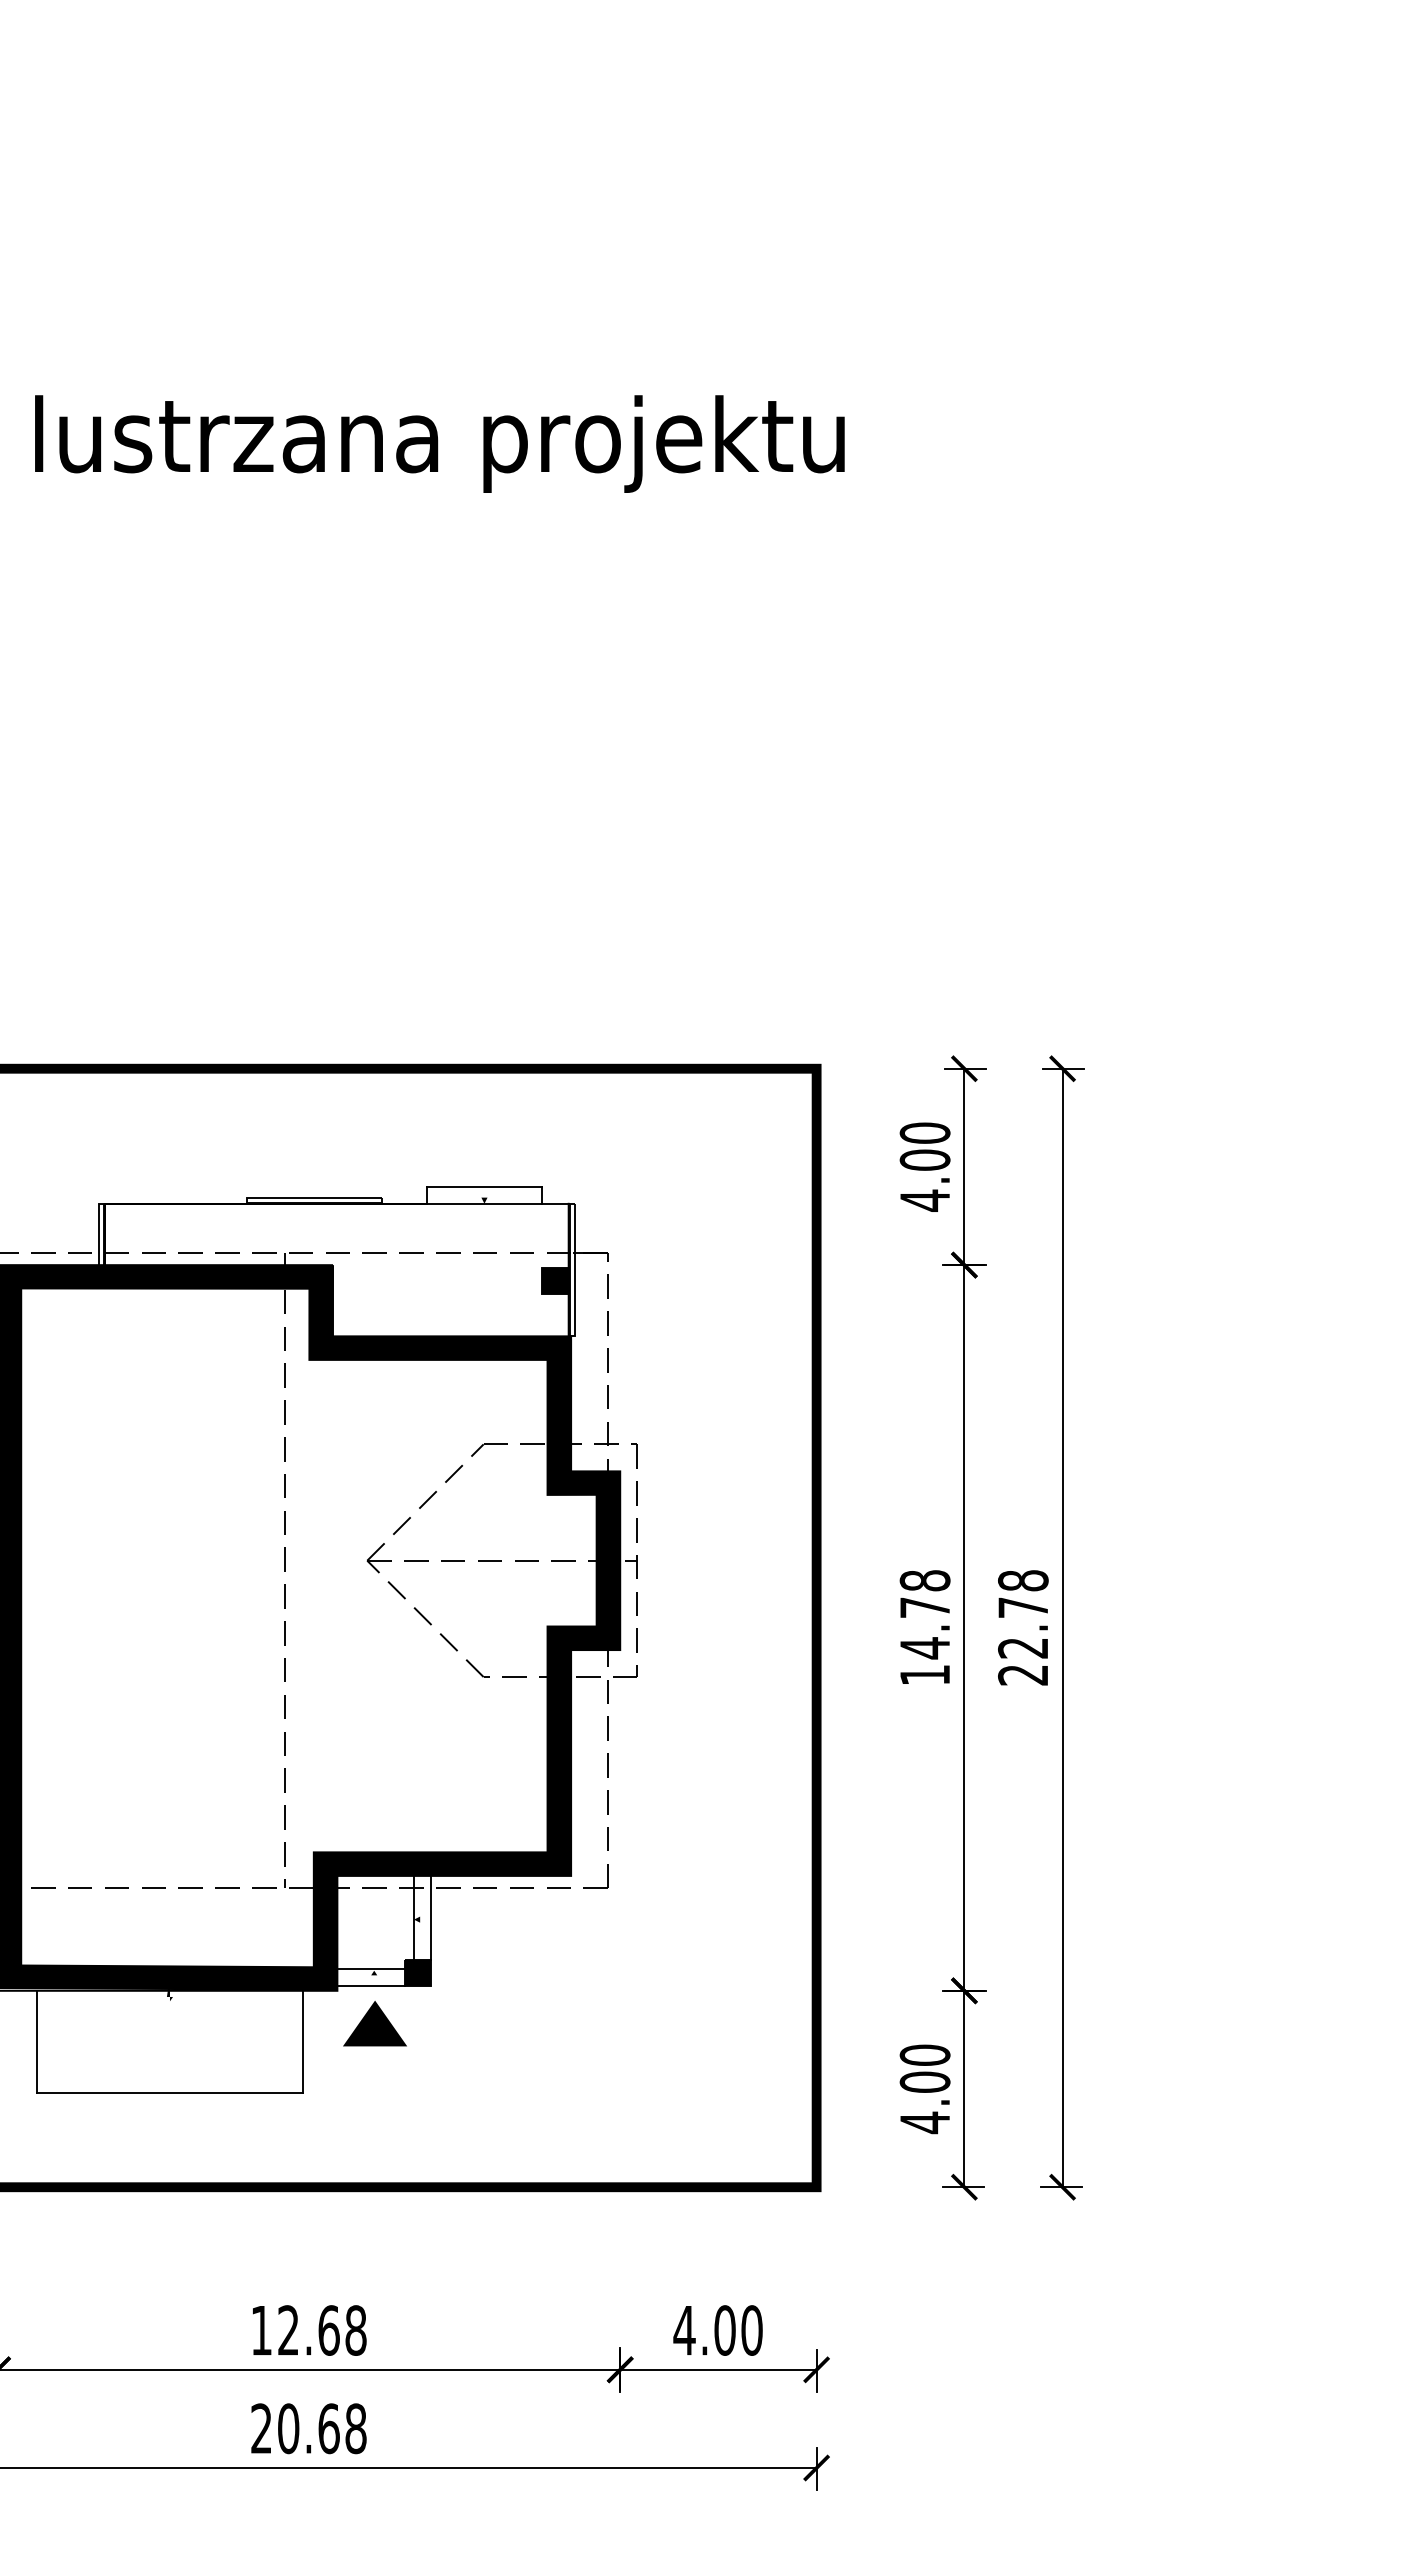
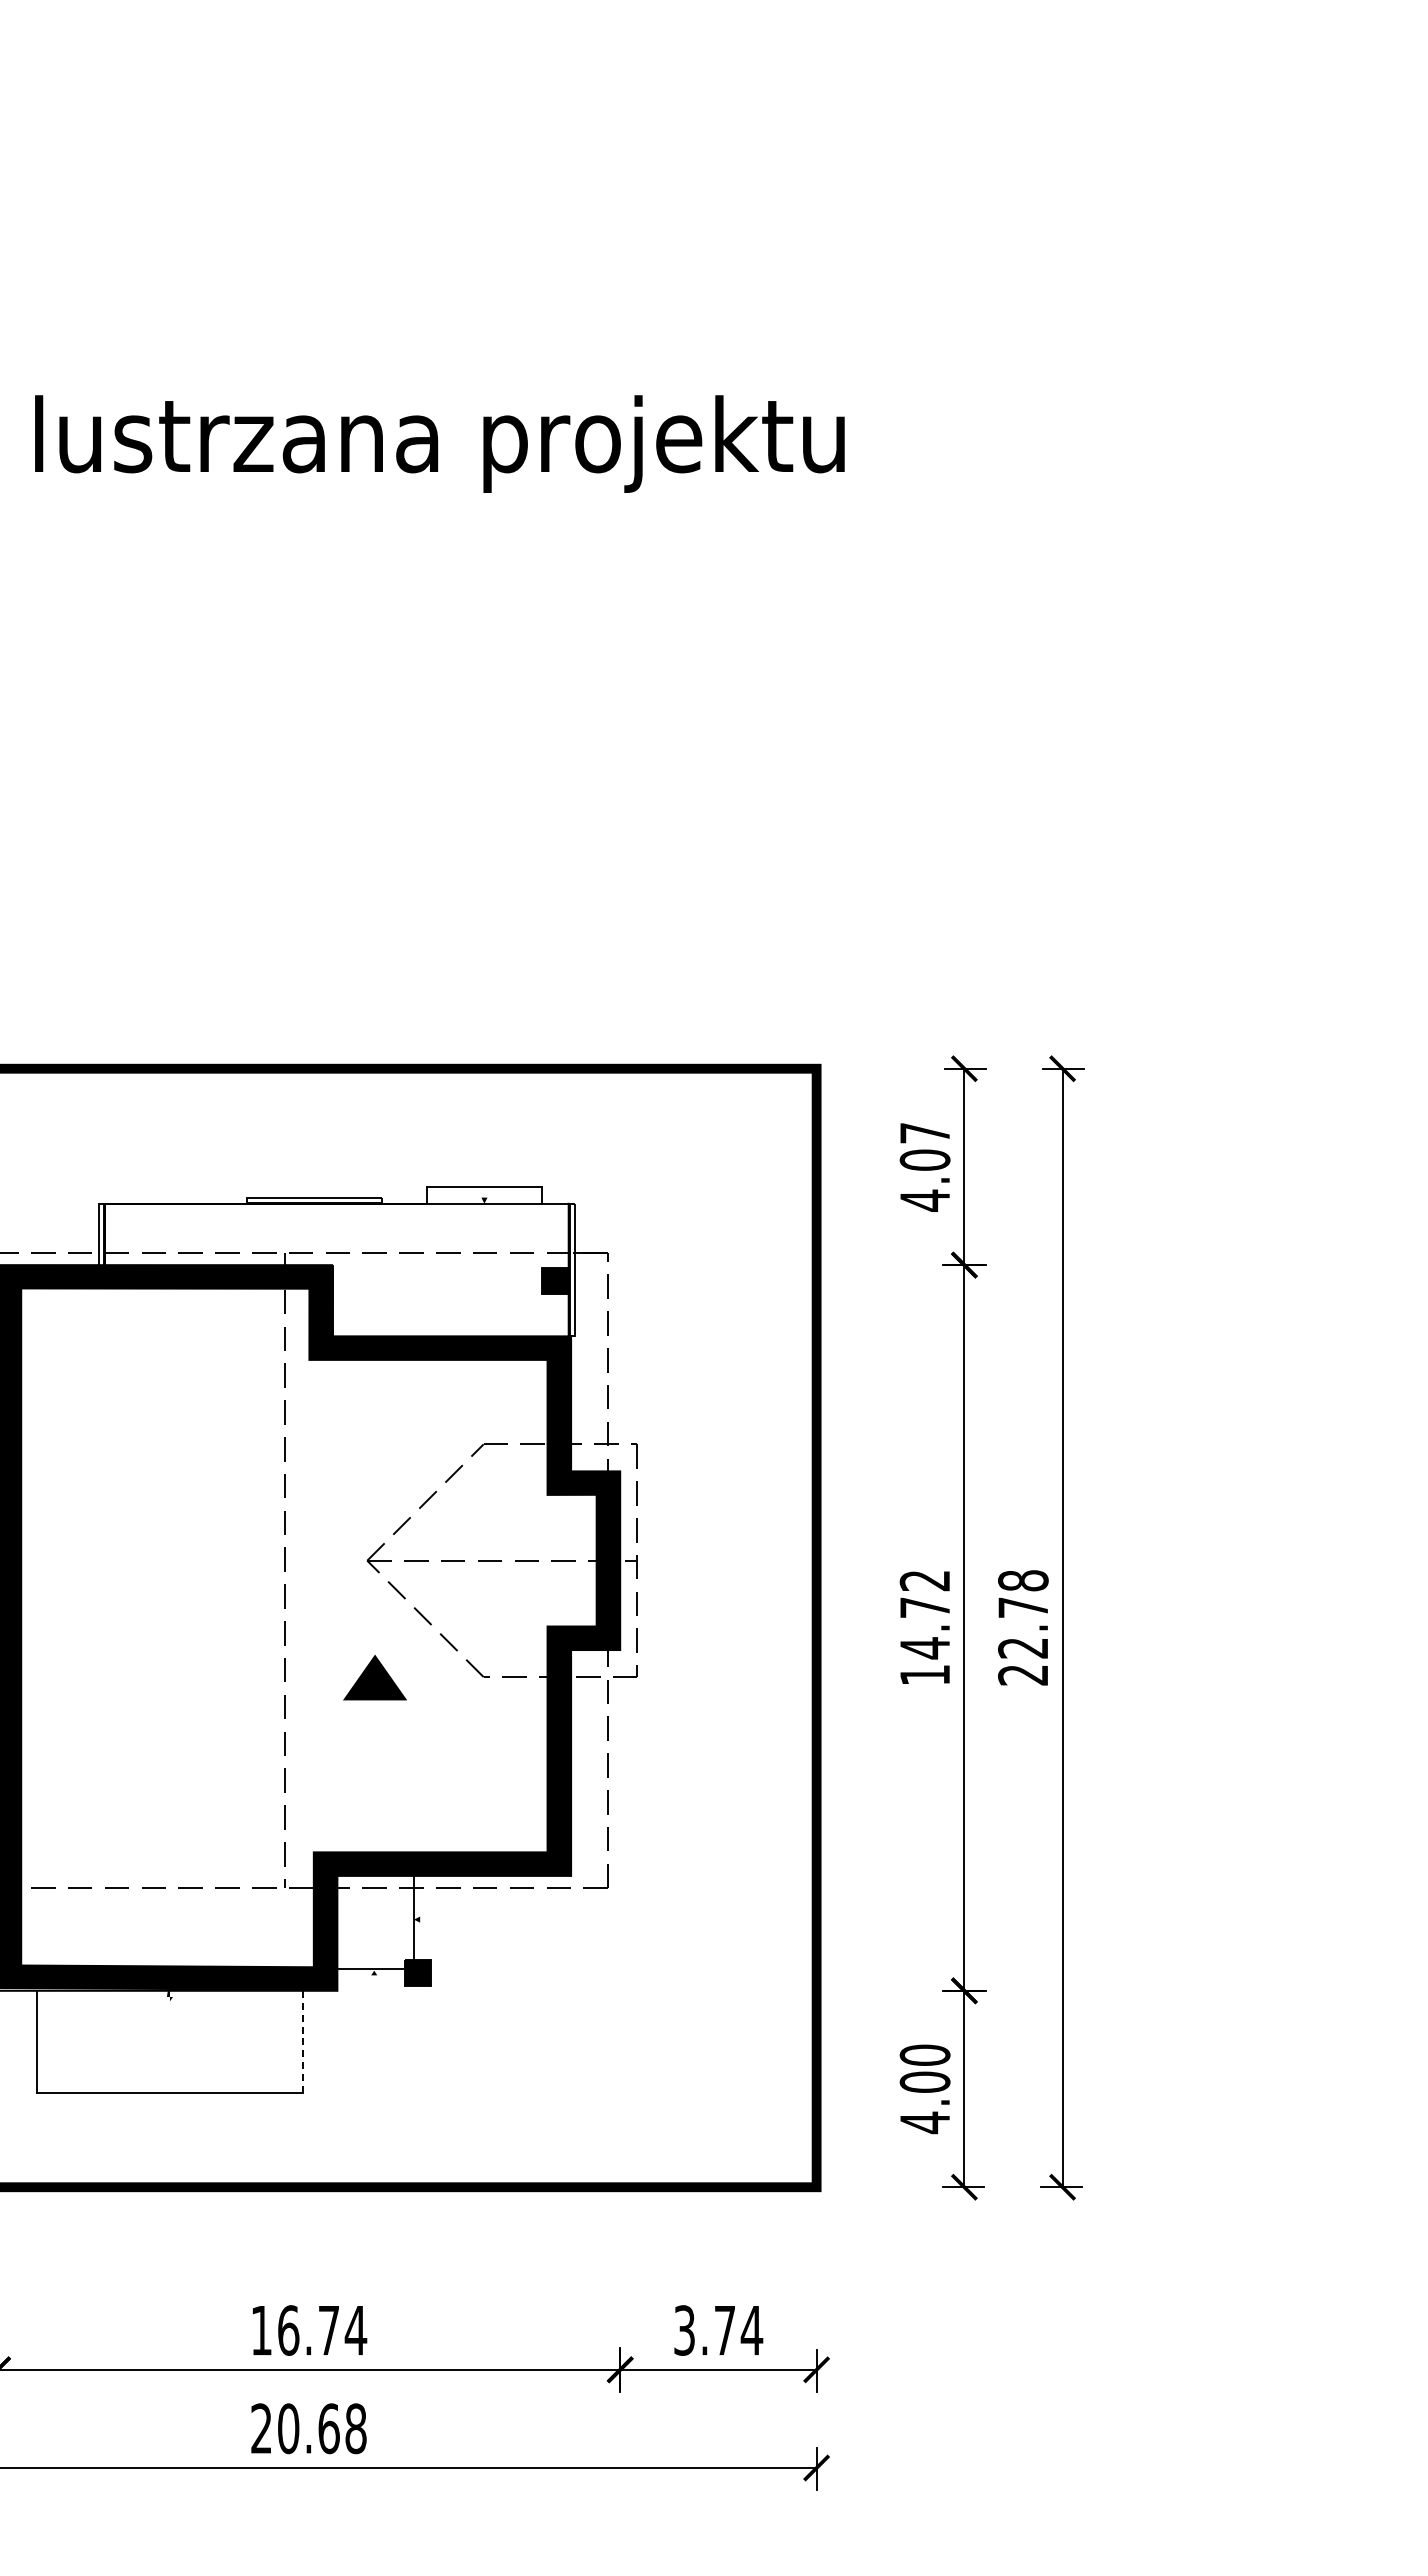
text: 4.00 -> 4.07 (924, 1132)
text: 14.78 -> 14.72 (924, 1580)
line: present -> none (431, 1916)
line: present -> none (370, 1986)
part position: (374, 2023) -> (374, 1677) (374, 1677)
line: solid -> dashed (302, 2042)
text: 12.68 -> 16.74 (322, 2330)
text: 4.00 -> 3.74 (718, 2330)
